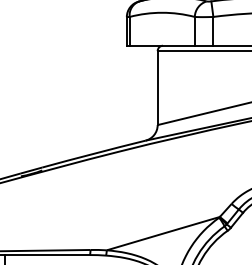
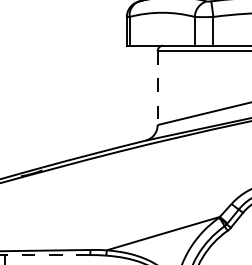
line: solid -> dashed (157, 88)
line: solid -> dashed (47, 255)
